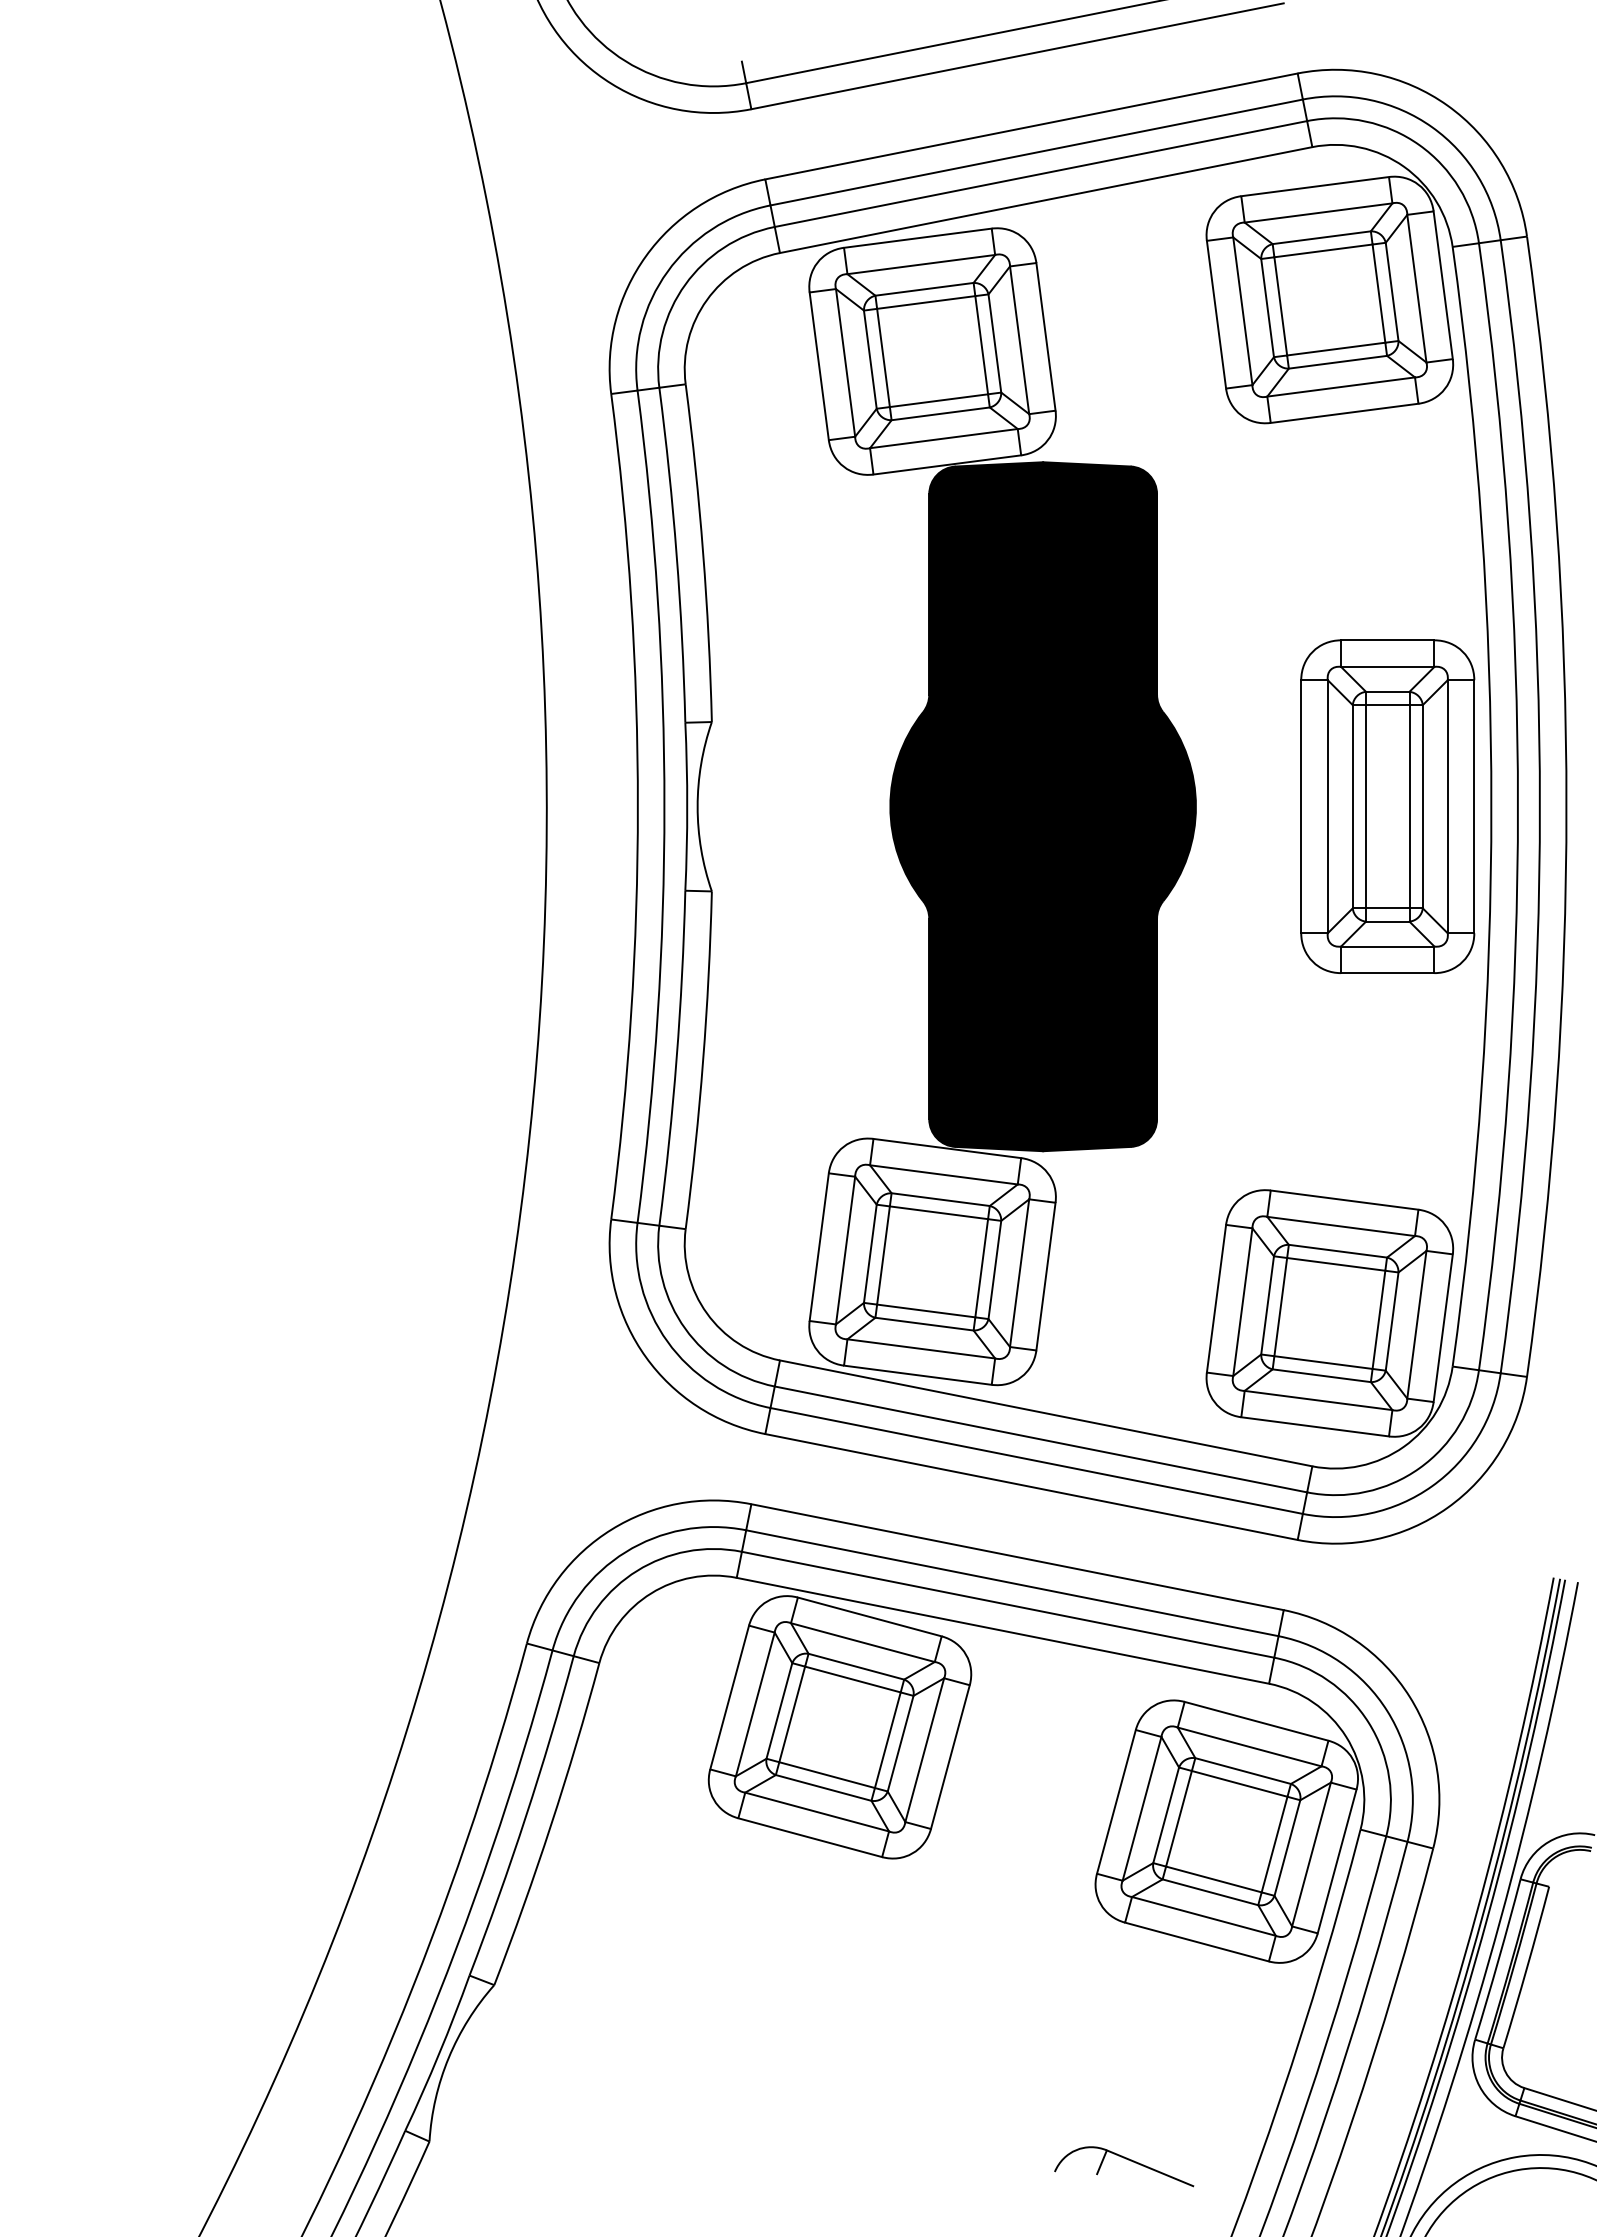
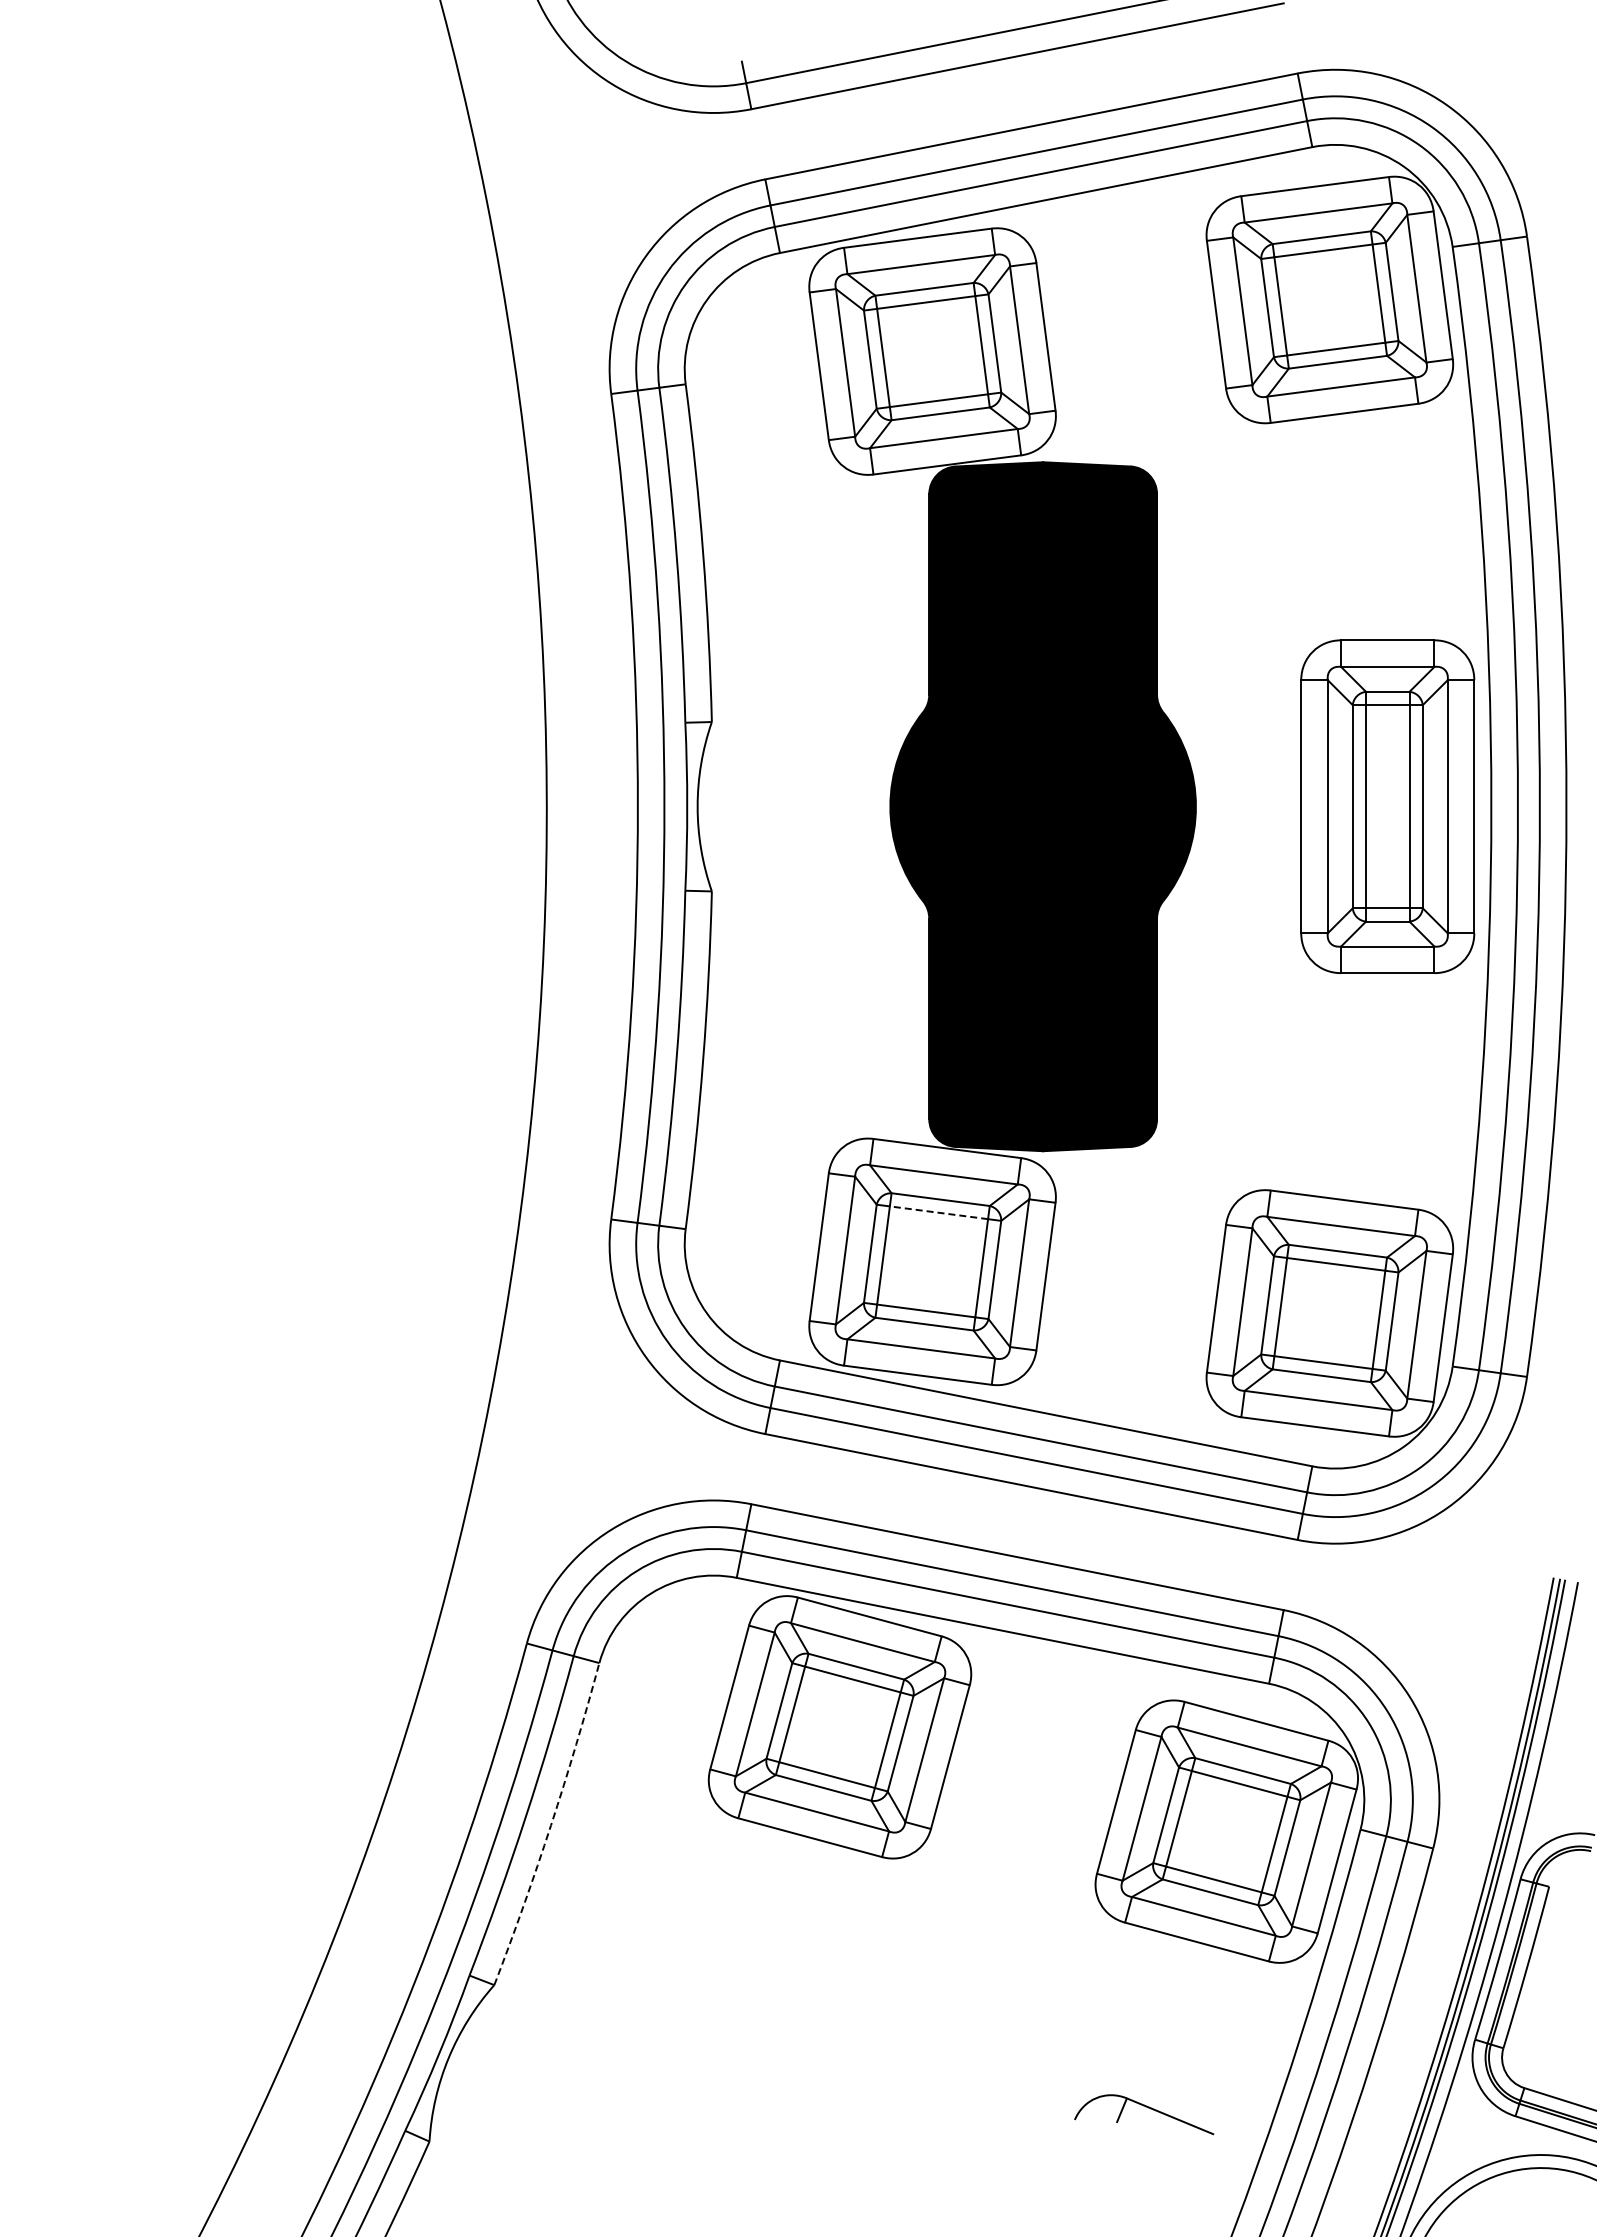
line: solid -> dashed (938, 1212)
arc: solid -> dashed (551, 1825)
part position: (1125, 2159) -> (1145, 2107) (1145, 2107)
